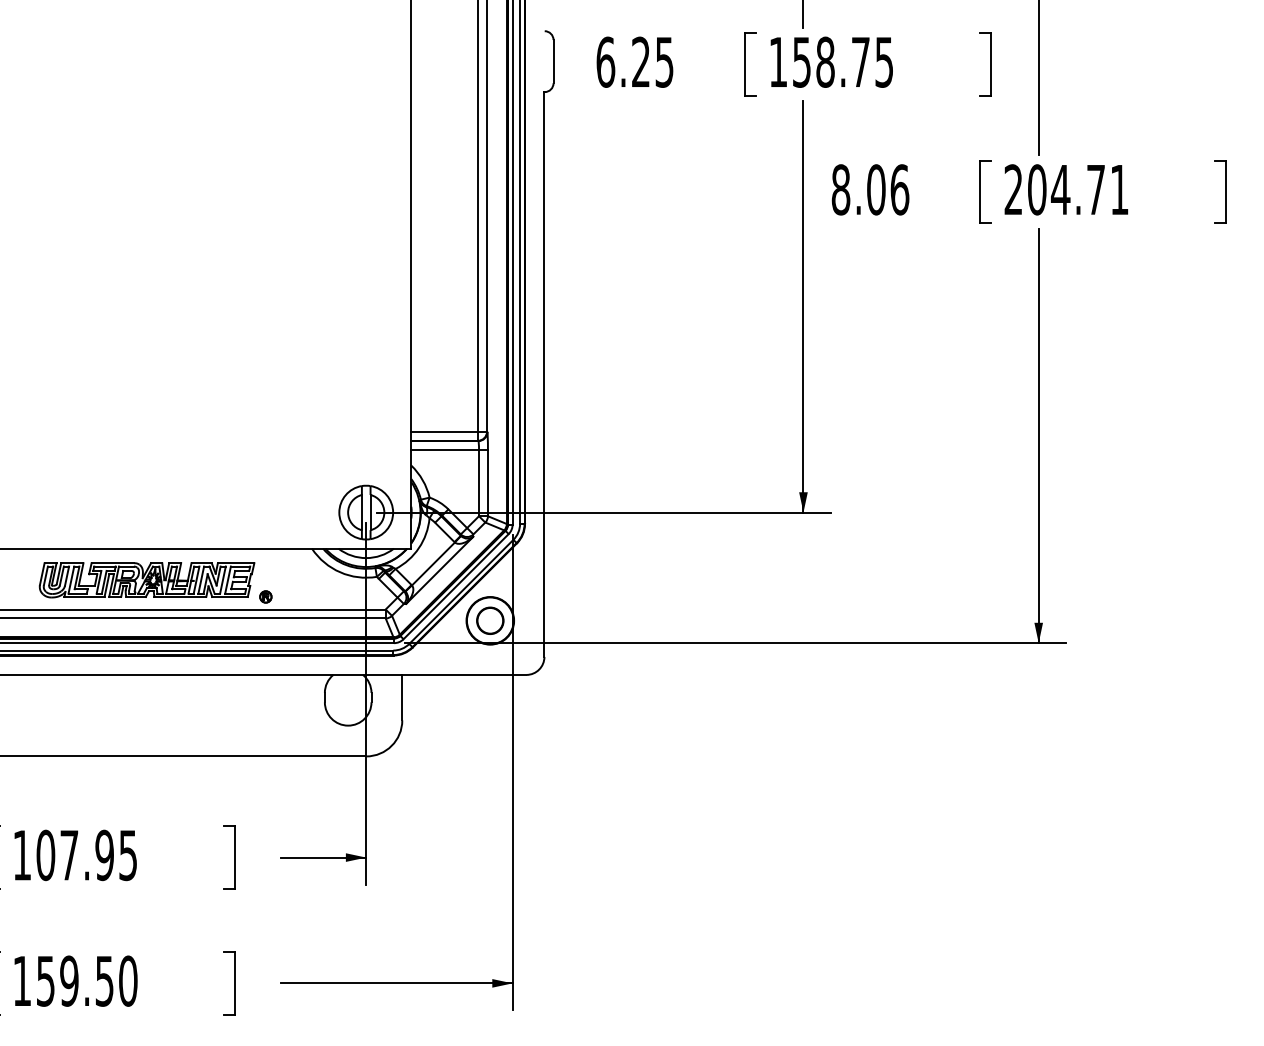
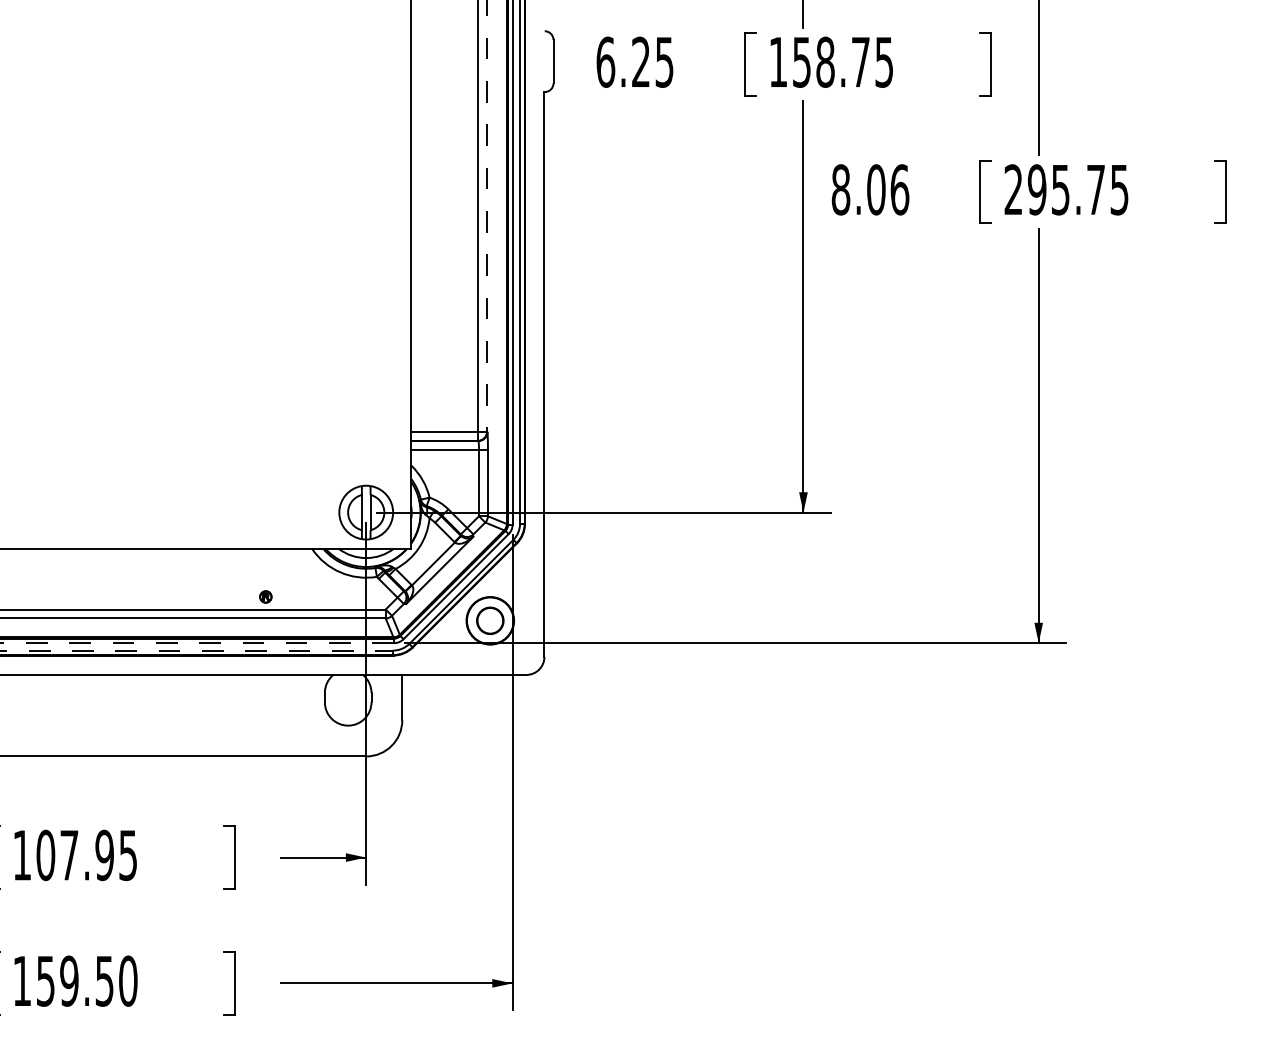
text: 204.71 -> 295.75 (1077, 189)
line: solid -> dashed (487, 216)
part: present -> none (146, 580)
line: solid -> dashed (197, 643)
line: solid -> dashed (197, 650)
